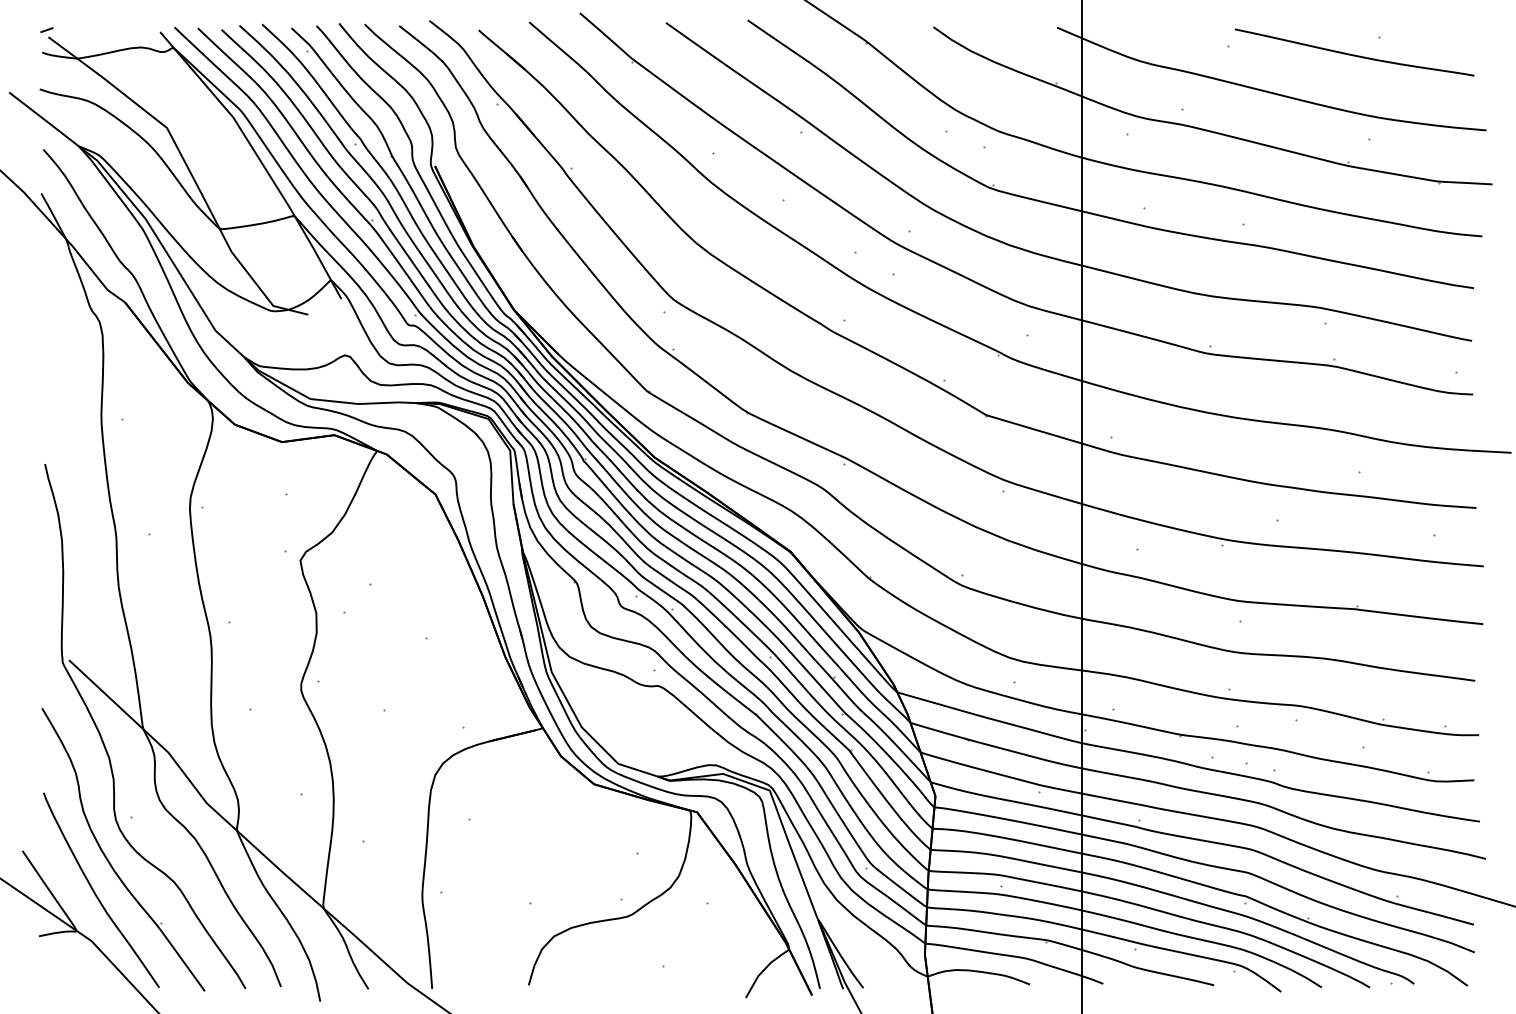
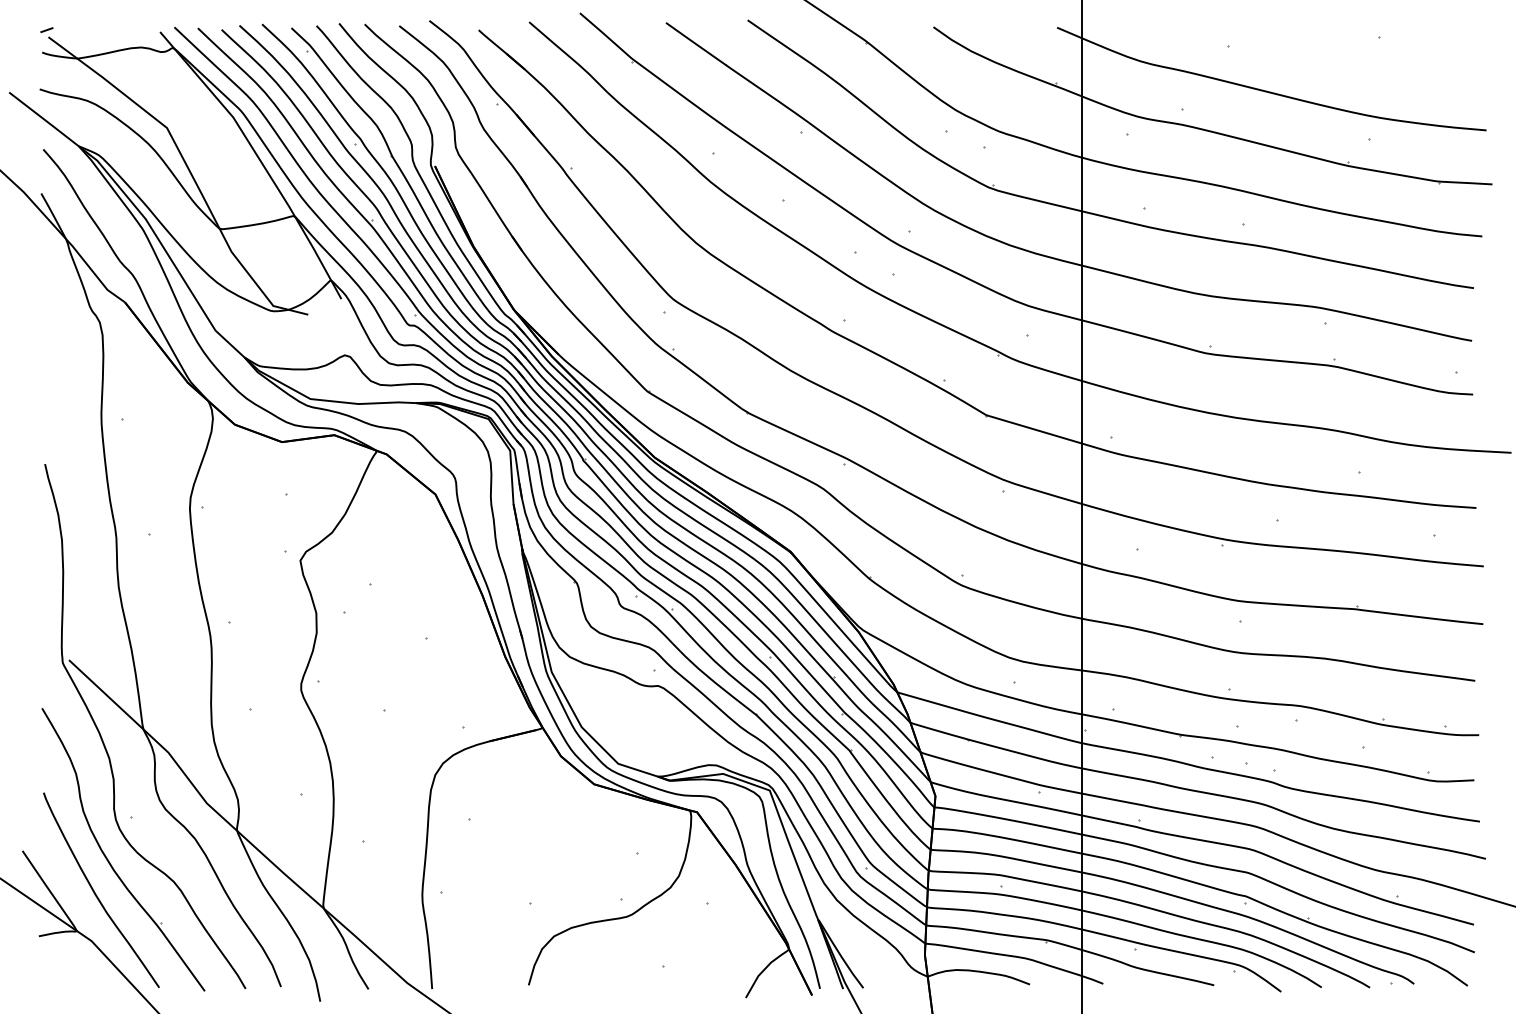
curve: present -> none (1354, 54)
